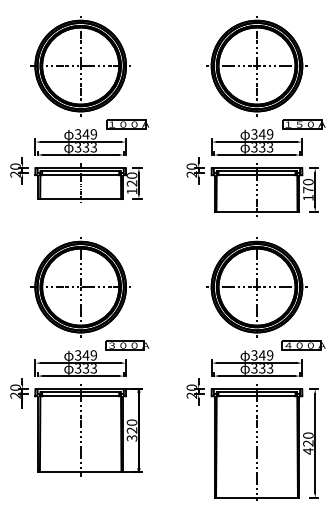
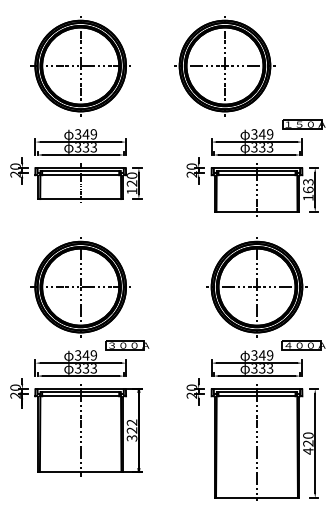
part position: (256, 66) -> (224, 66) (224, 66)
part: present -> none (127, 124)
text: 170 -> 163 (308, 186)
text: 320 -> 322 (131, 422)
